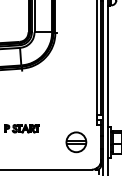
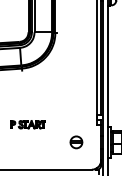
part position: (21, 128) -> (27, 124) (27, 124)
part size: 23x23 px -> 15x15 px (76, 142)
